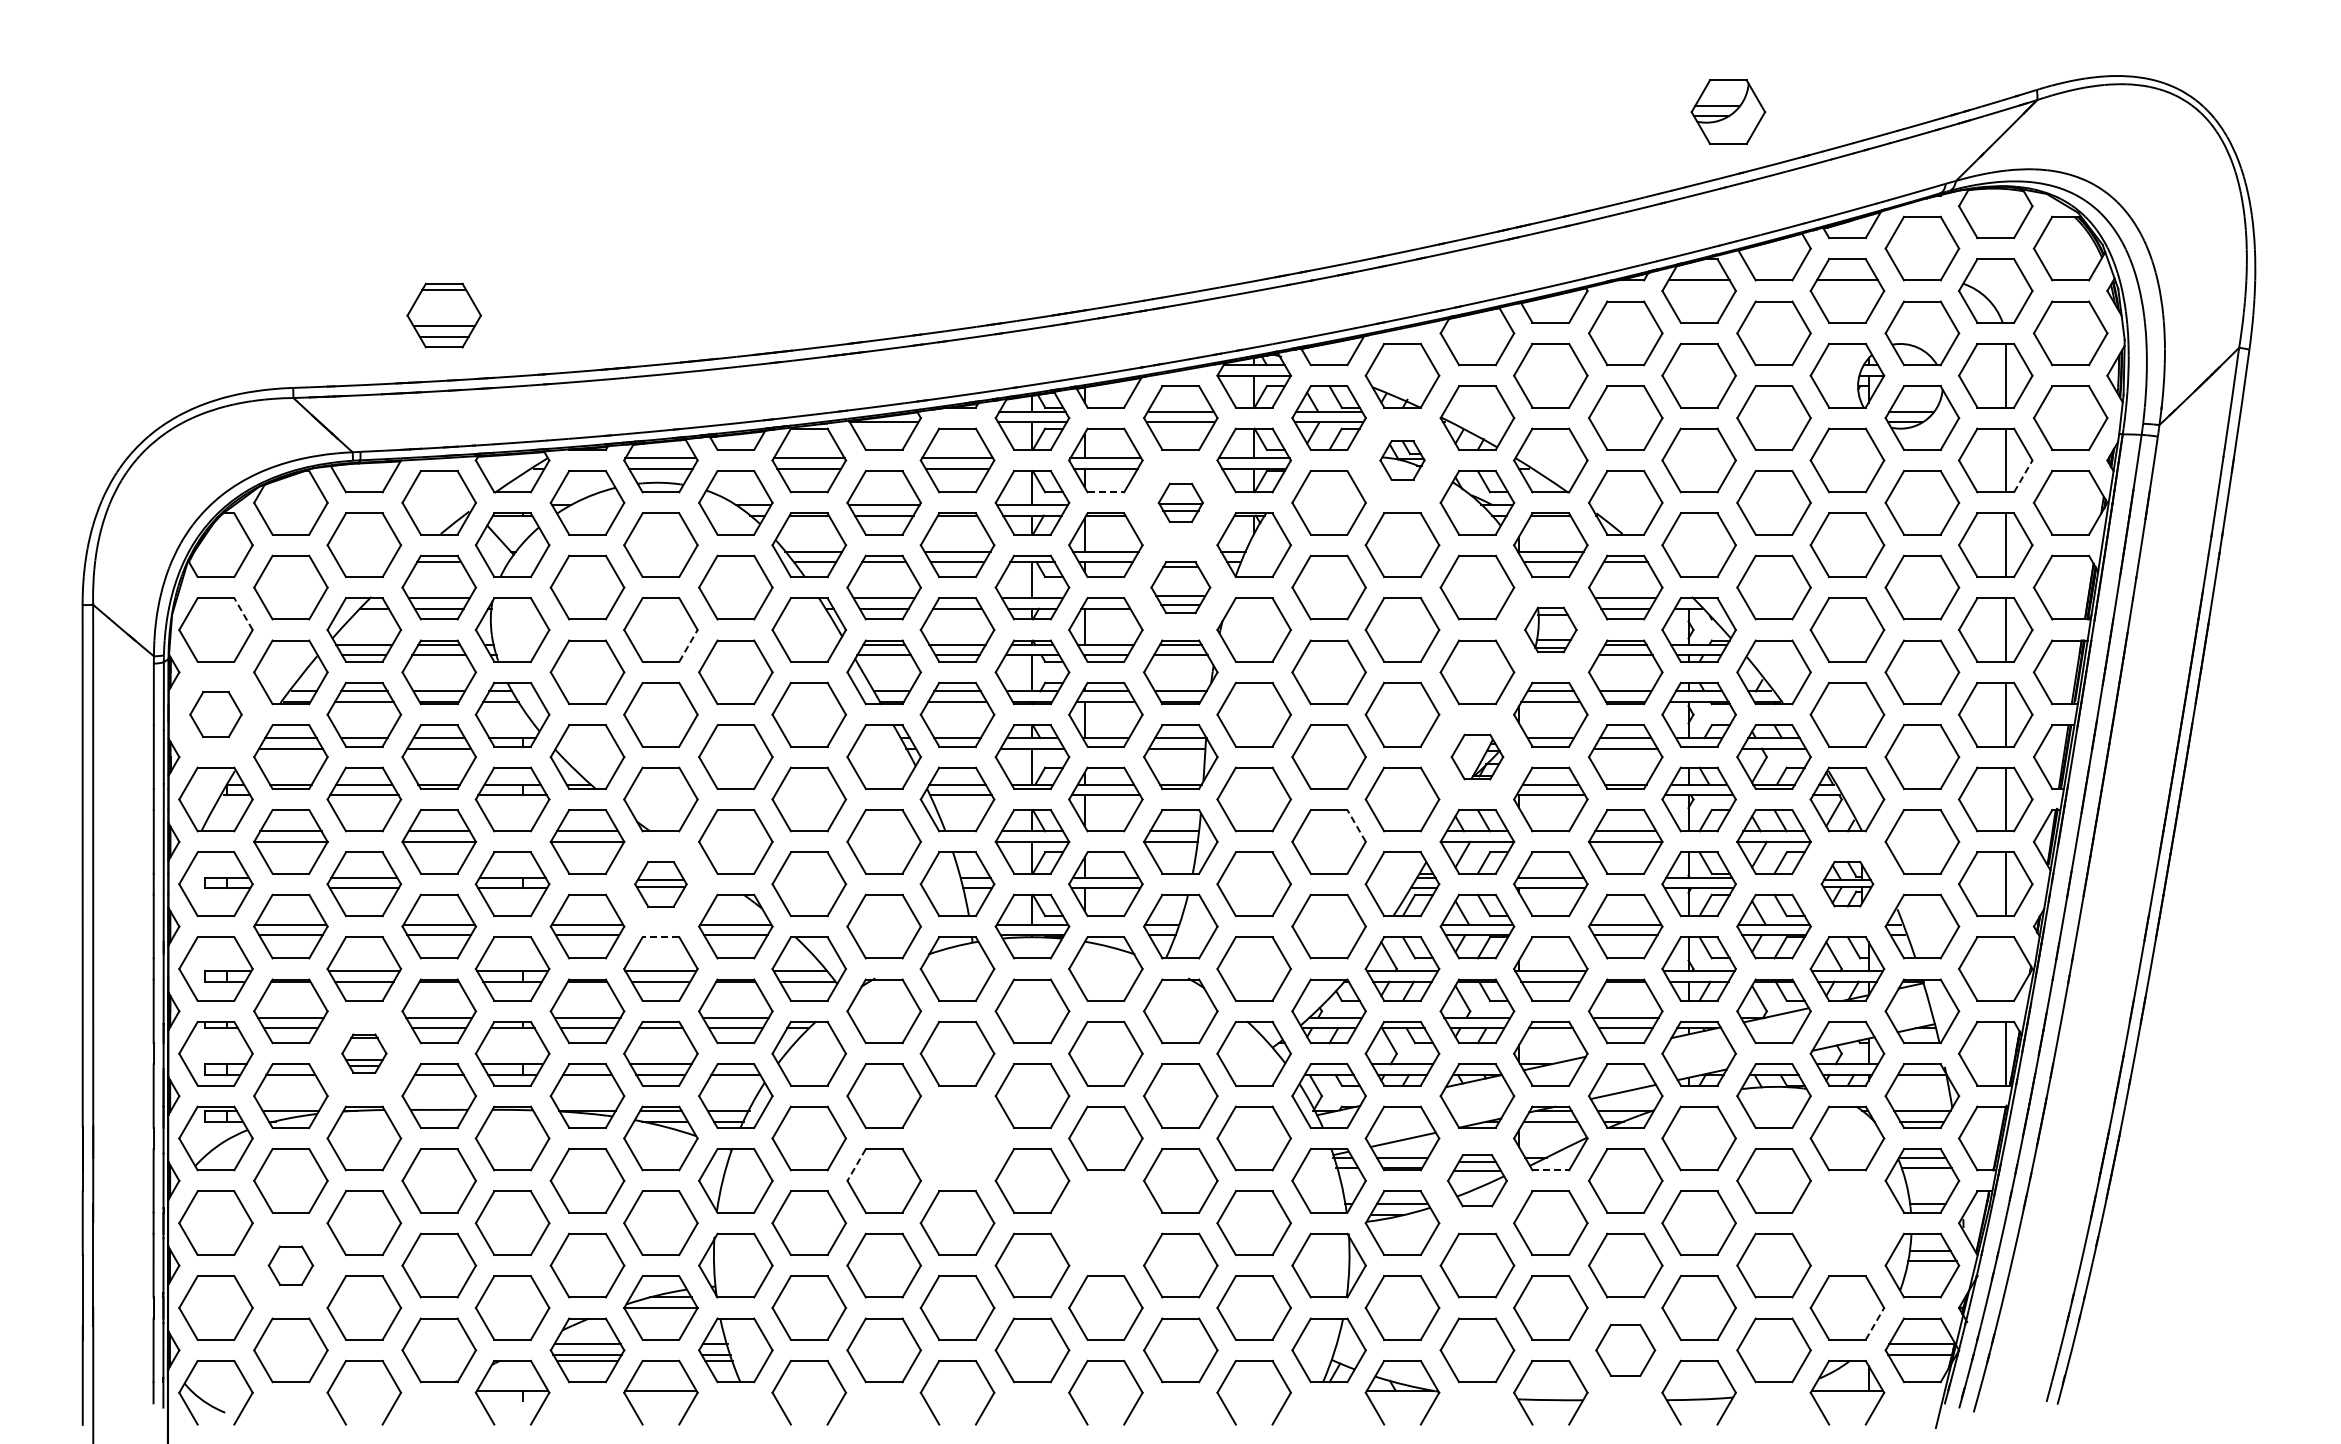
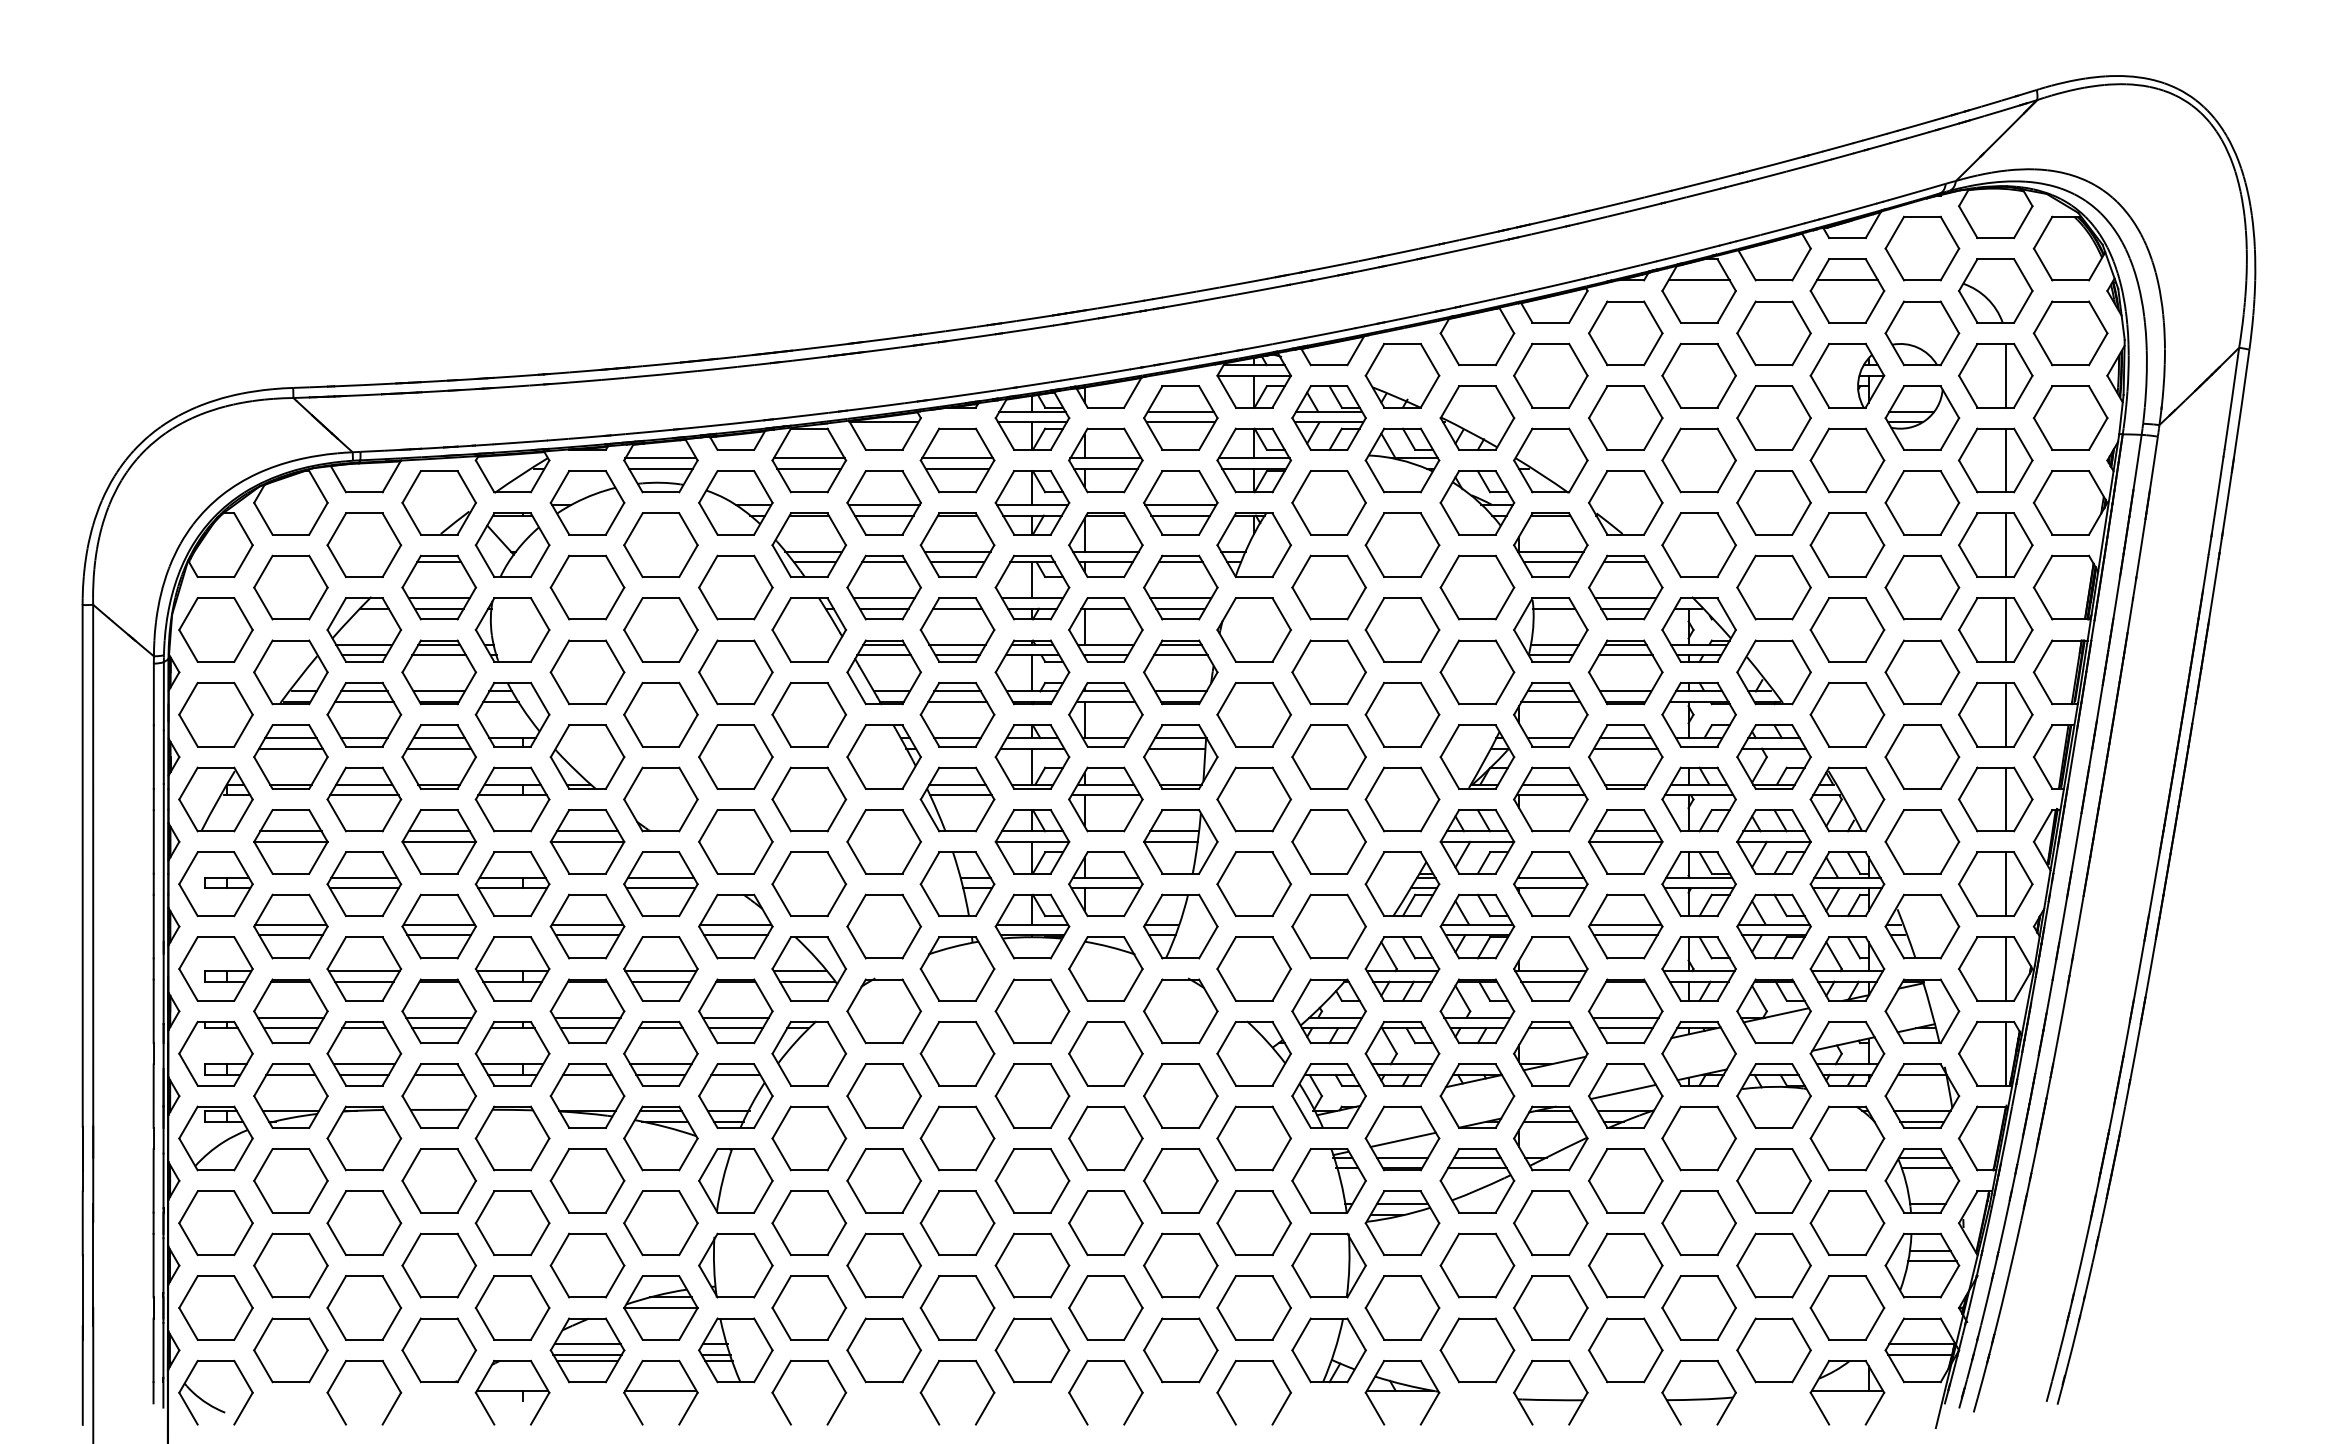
part: present -> none (1728, 111)
part: present -> none (444, 315)
part size: 47x41 px -> 77x67 px (1402, 460)
line: dashed -> solid (2023, 475)
line: dashed -> solid (1106, 492)
part size: 47x41 px -> 76x66 px (1180, 502)
part size: 62x54 px -> 76x67 px (1180, 587)
line: dashed -> solid (243, 613)
part size: 54x48 px -> 76x66 px (1550, 629)
line: dashed -> solid (688, 645)
part size: 54x47 px -> 76x67 px (215, 714)
part size: 55x48 px -> 77x66 px (1477, 756)
line: dashed -> solid (1356, 825)
part size: 55x48 px -> 77x66 px (1847, 883)
part size: 54x47 px -> 76x67 px (660, 884)
line: dashed -> solid (660, 937)
line: none -> present (2006, 968)
part size: 47x41 px -> 77x67 px (364, 1053)
part: none -> present (957, 1138)
line: dashed -> solid (856, 1165)
line: dashed -> solid (1551, 1170)
part size: 61x54 px -> 77x66 px (1477, 1180)
part: none -> present (1847, 1222)
part: none -> present (1105, 1223)
part size: 48x41 px -> 76x67 px (290, 1265)
line: dashed -> solid (1875, 1323)
part size: 62x54 px -> 77x67 px (1625, 1350)
